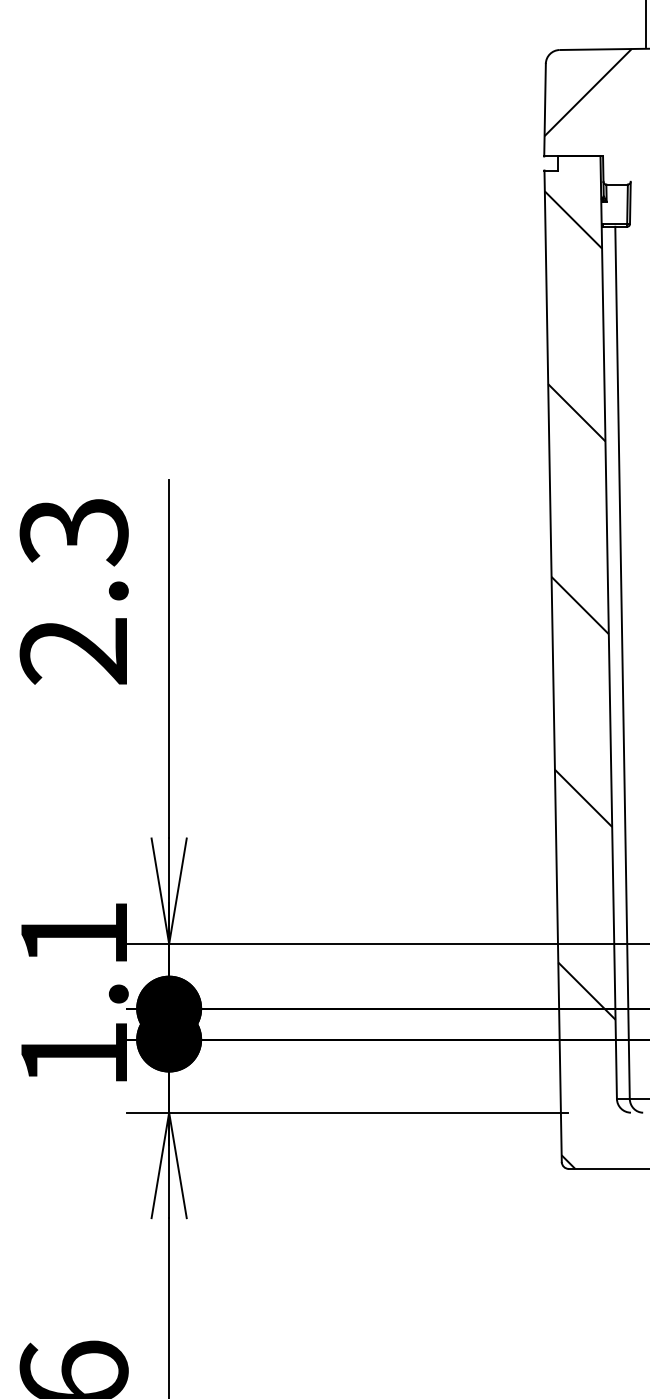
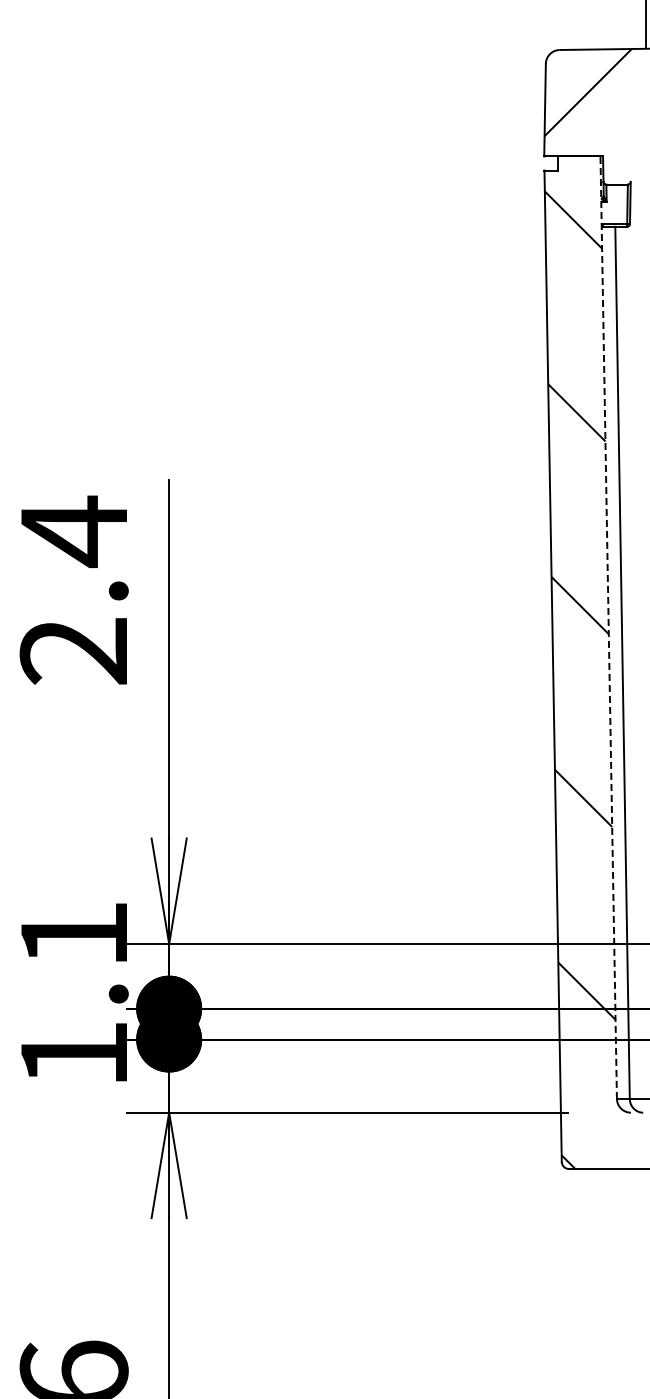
text: 2.3 -> 2.4 (73, 531)
line: solid -> dashed (608, 627)
